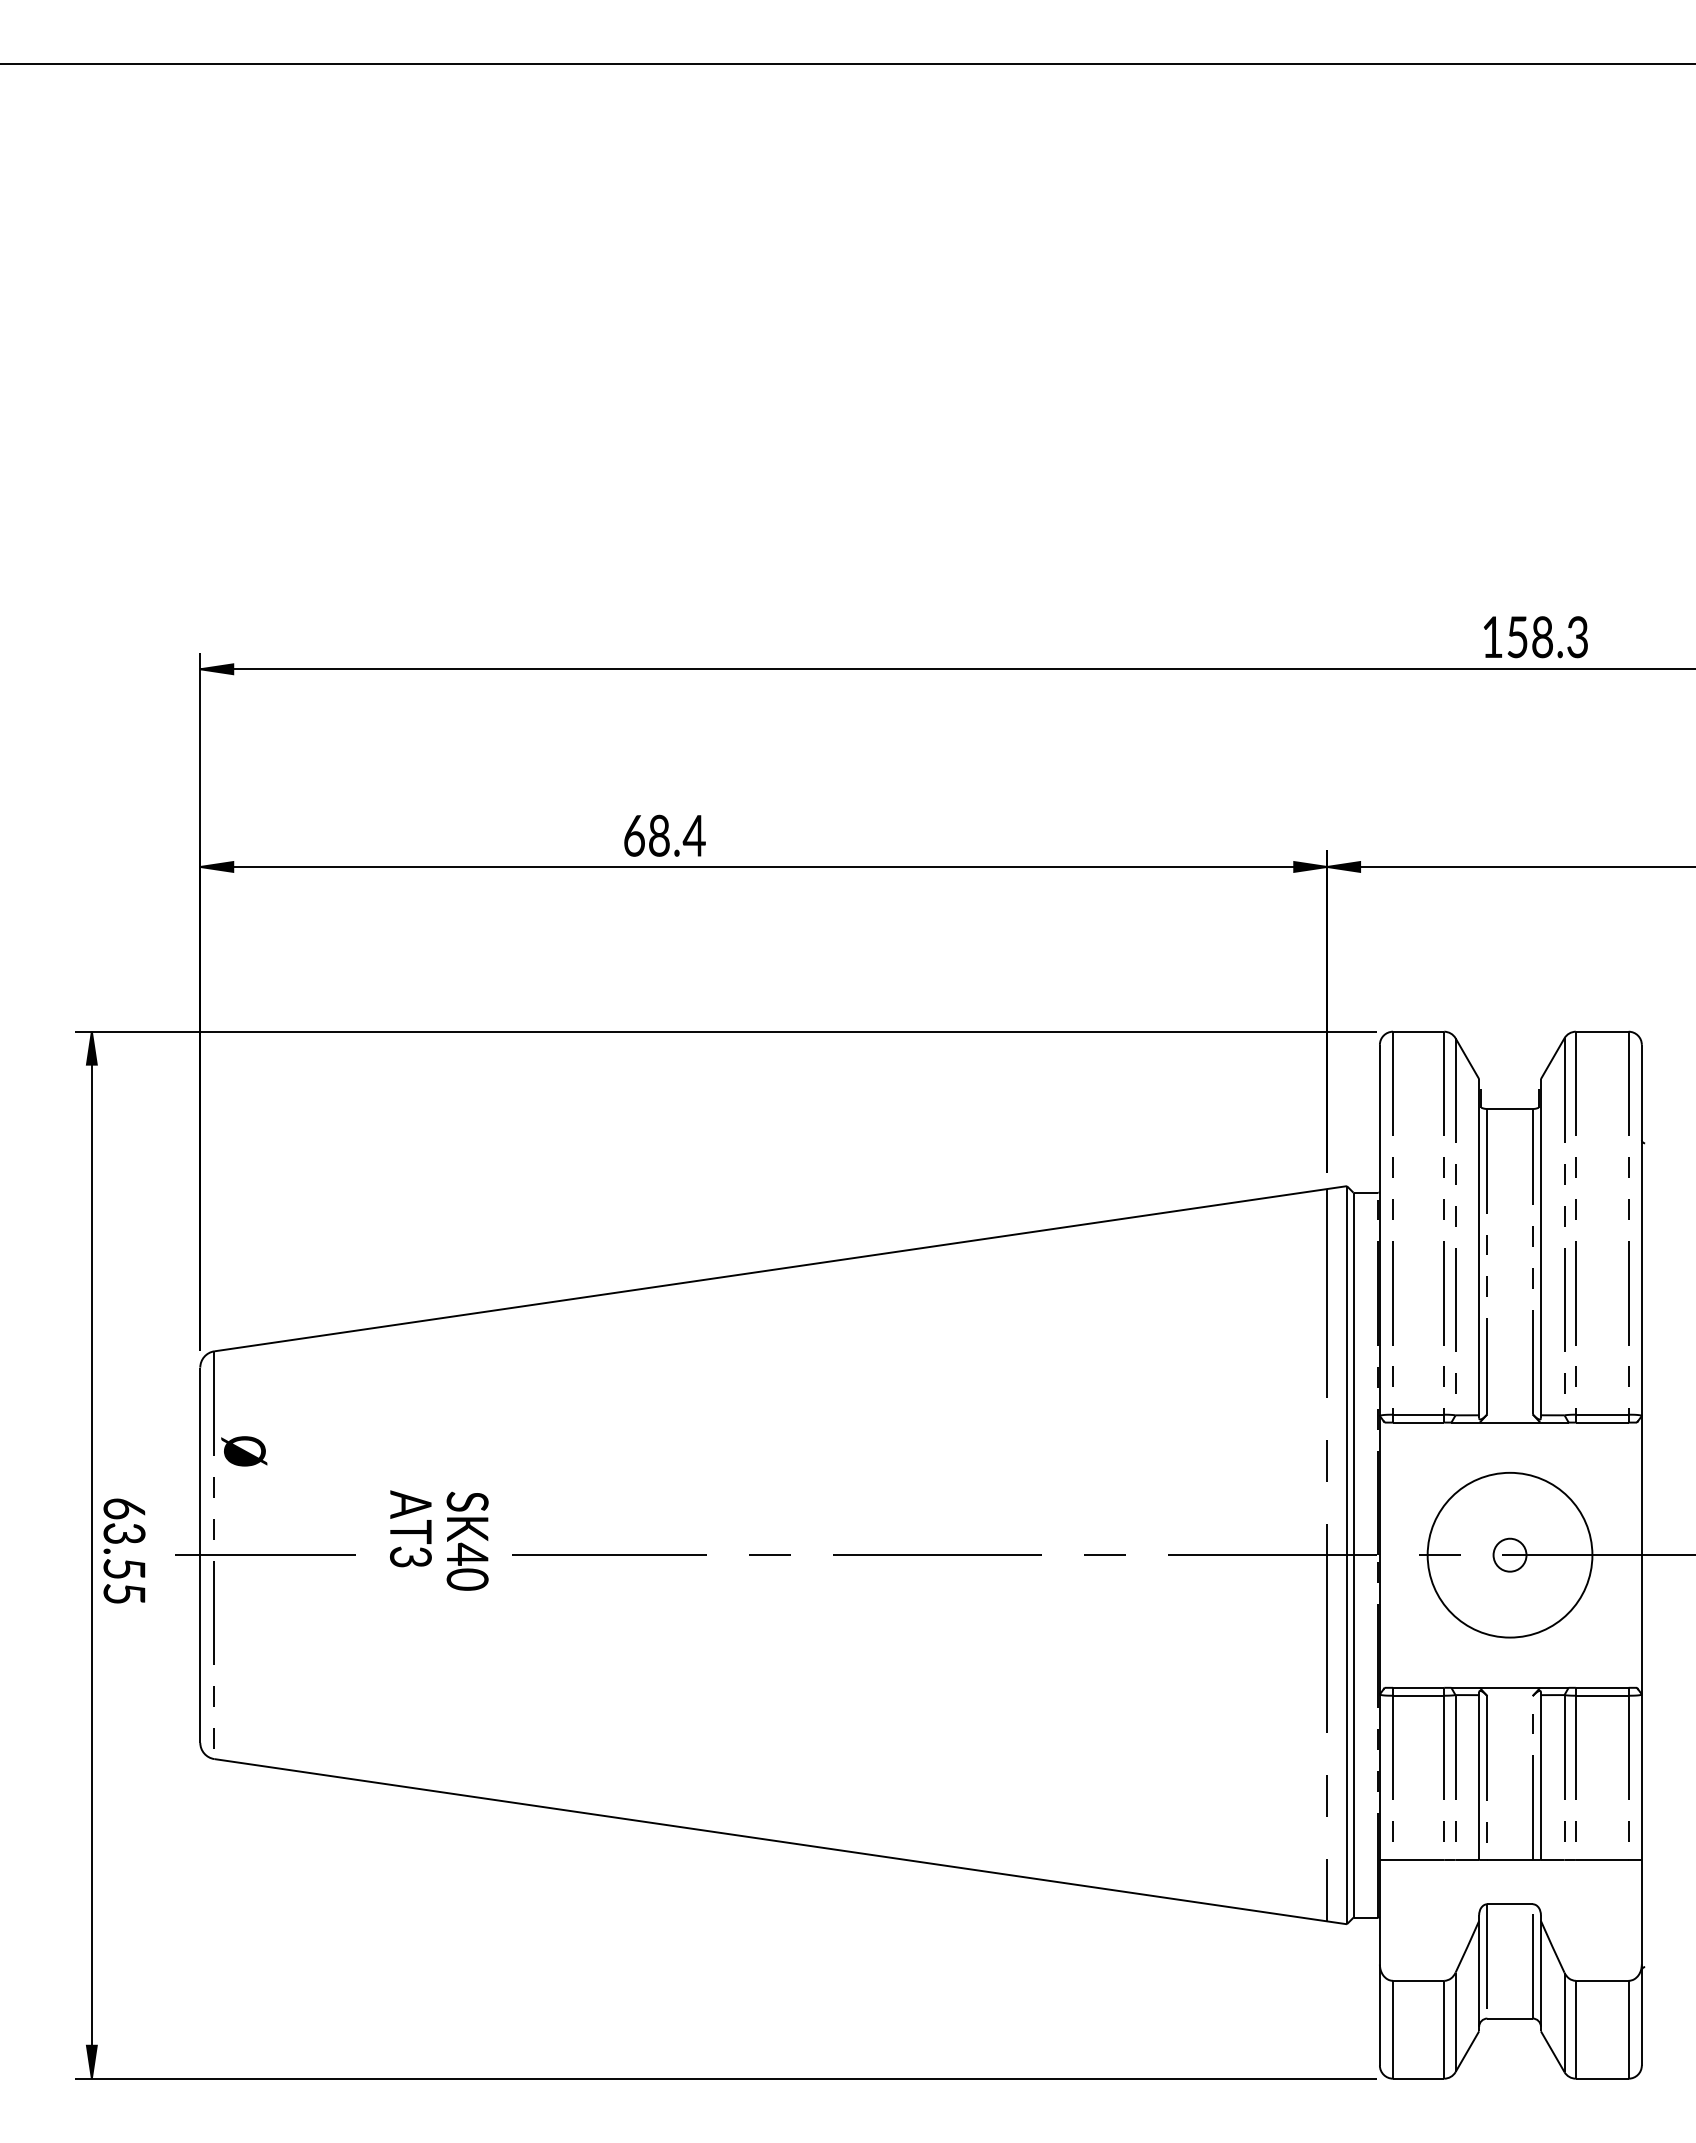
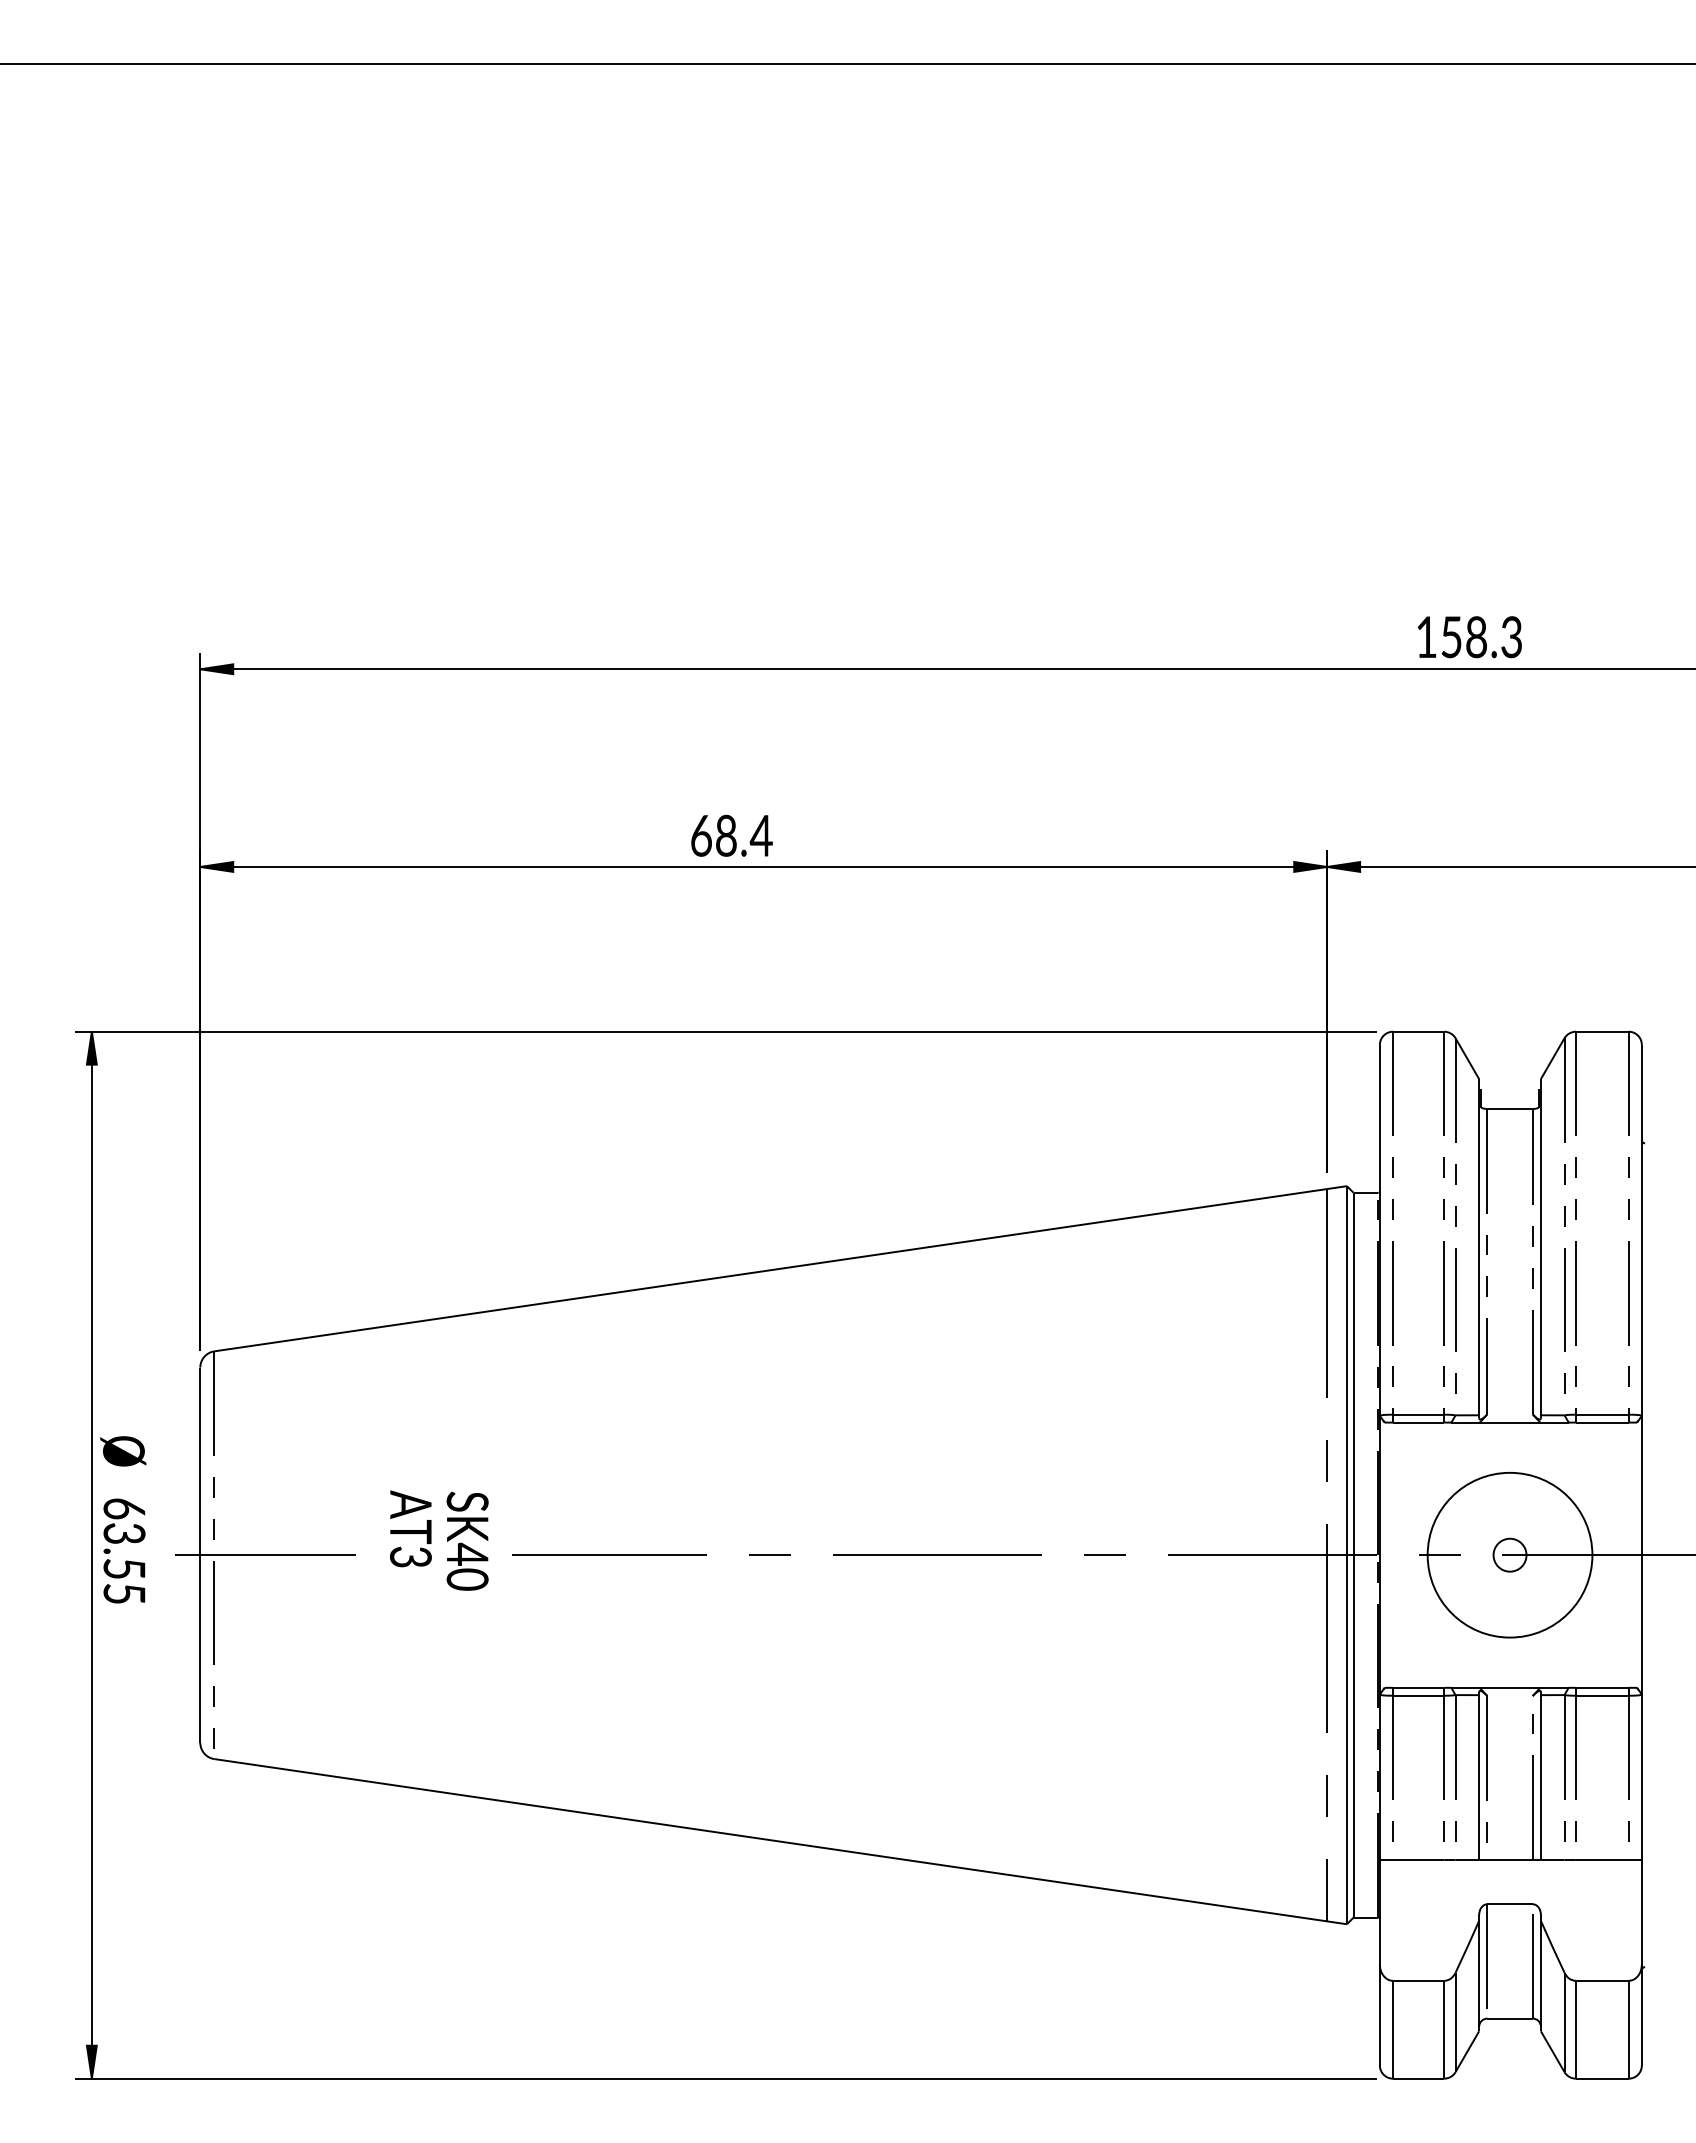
text position: (1535, 637) -> (1469, 637) (1469, 637)
text position: (664, 835) -> (731, 835) (731, 835)
text position: (244, 1451) -> (123, 1451) (123, 1451)
